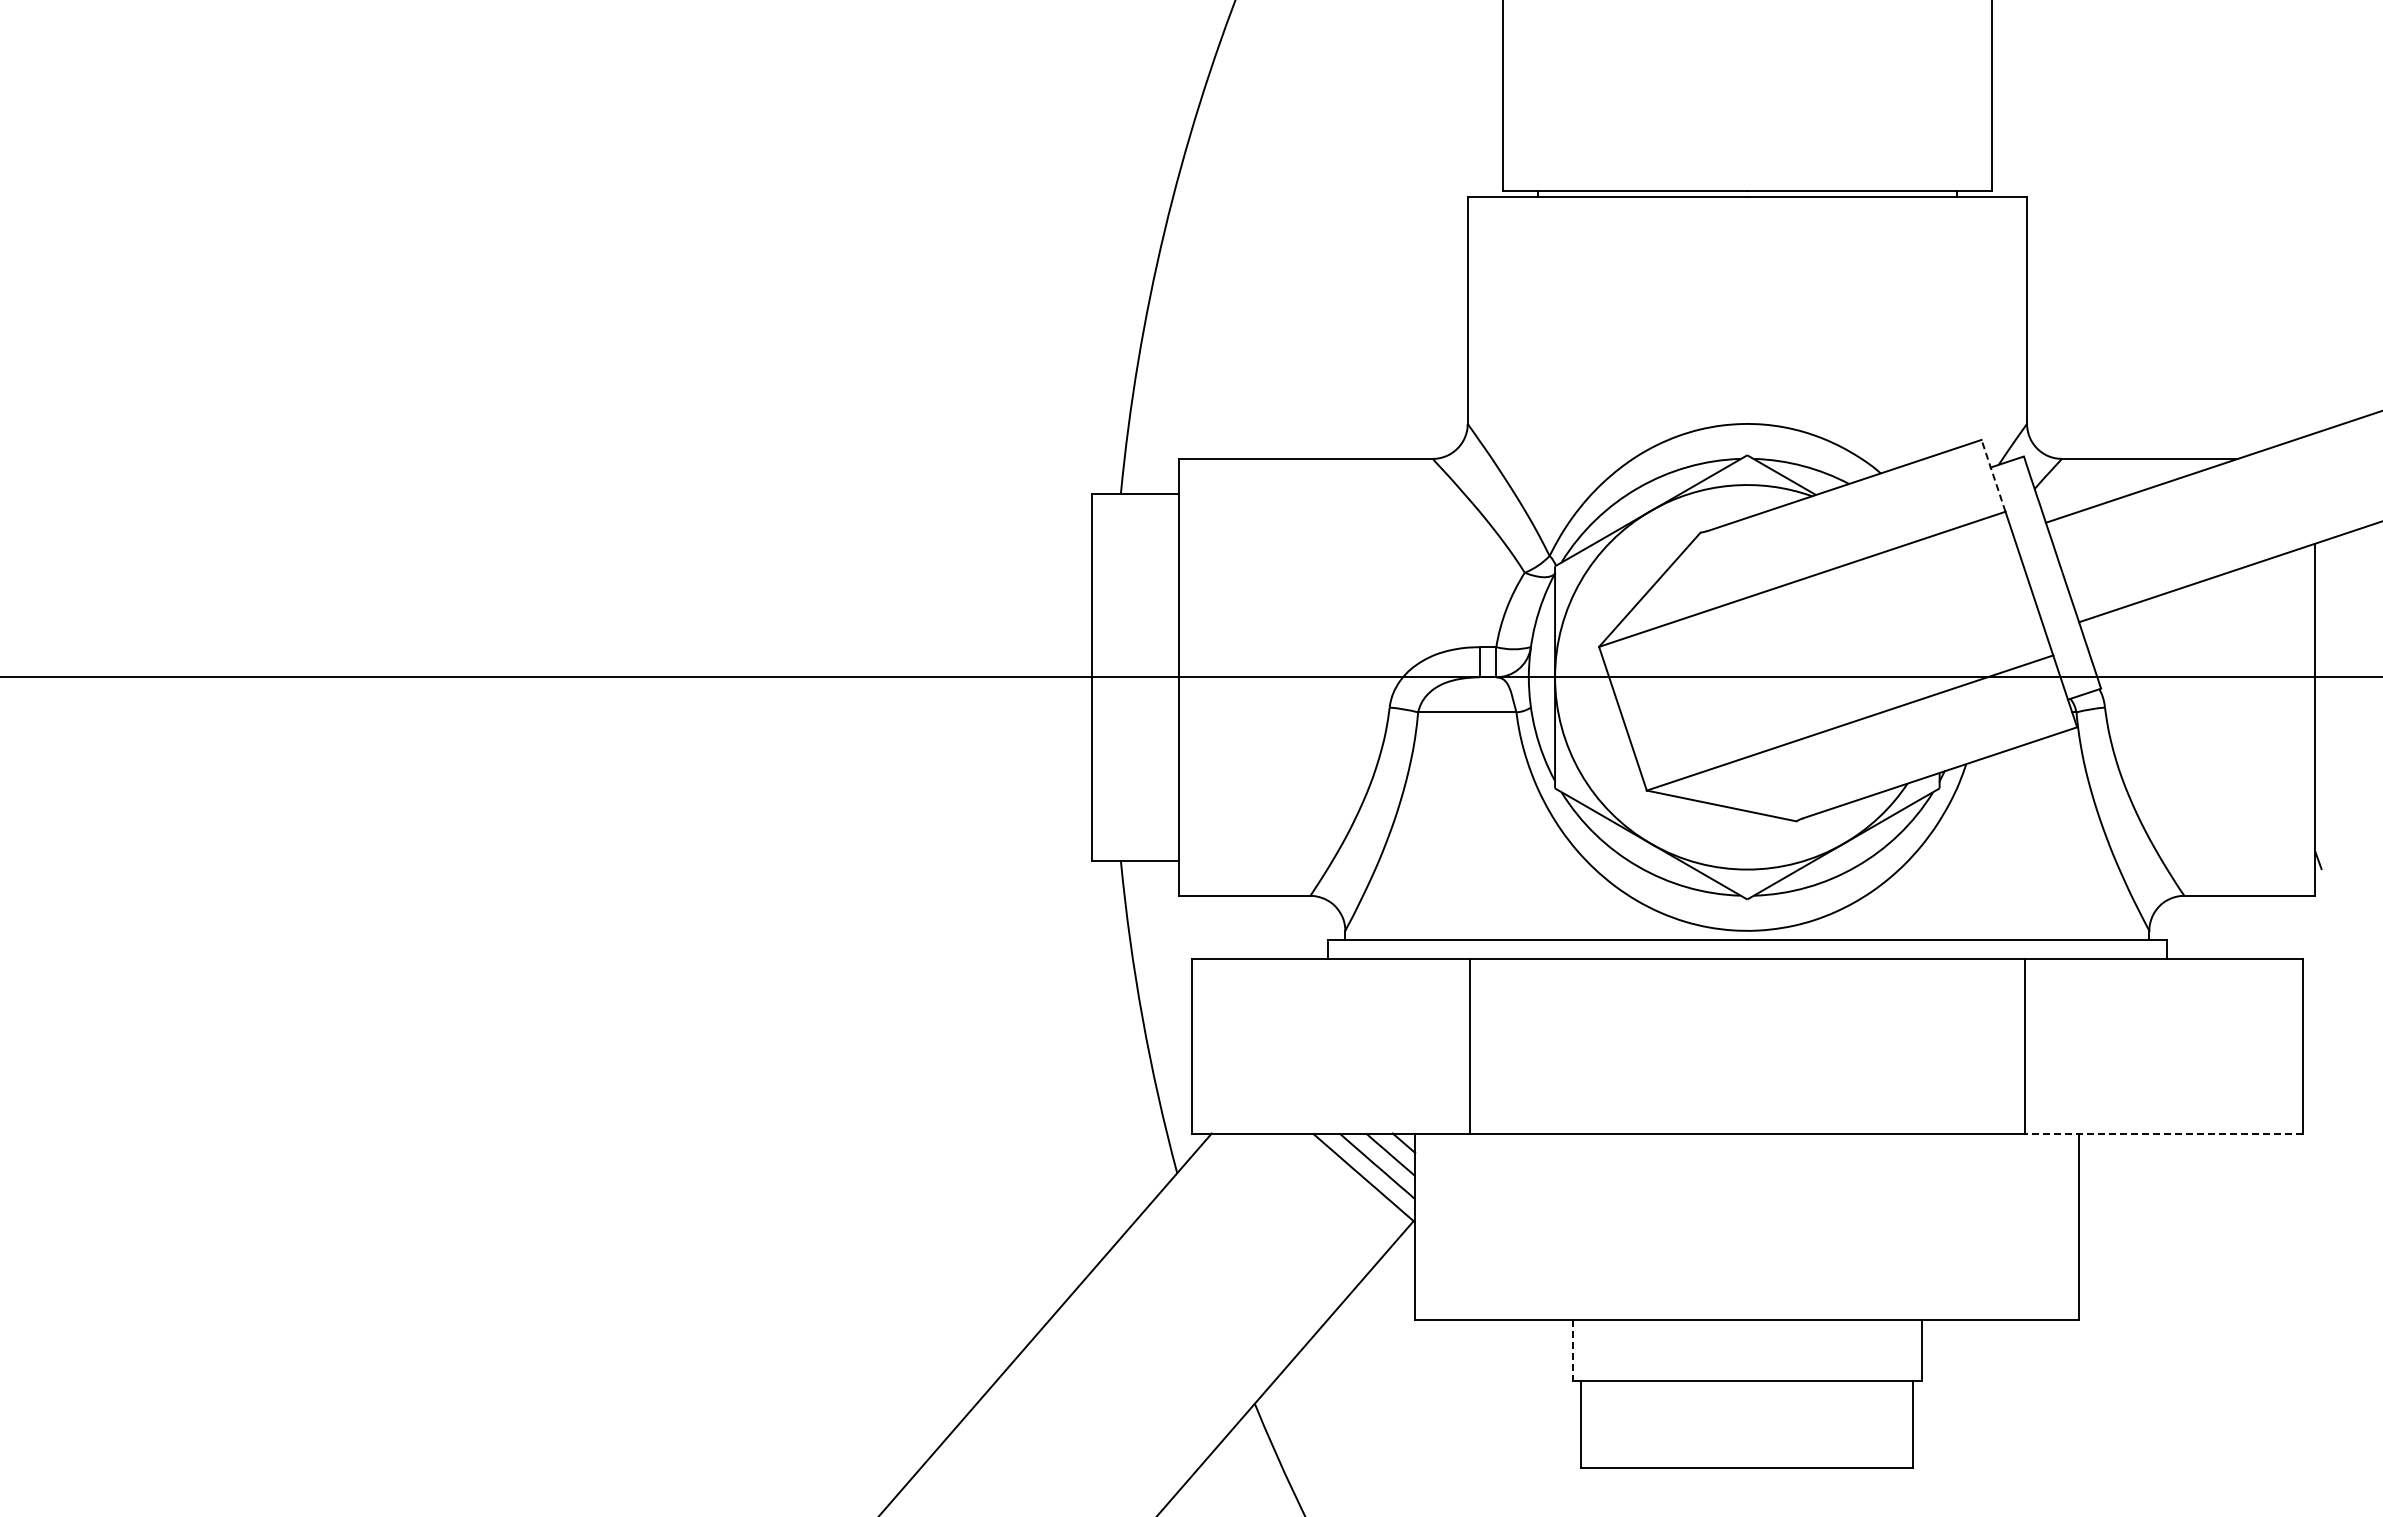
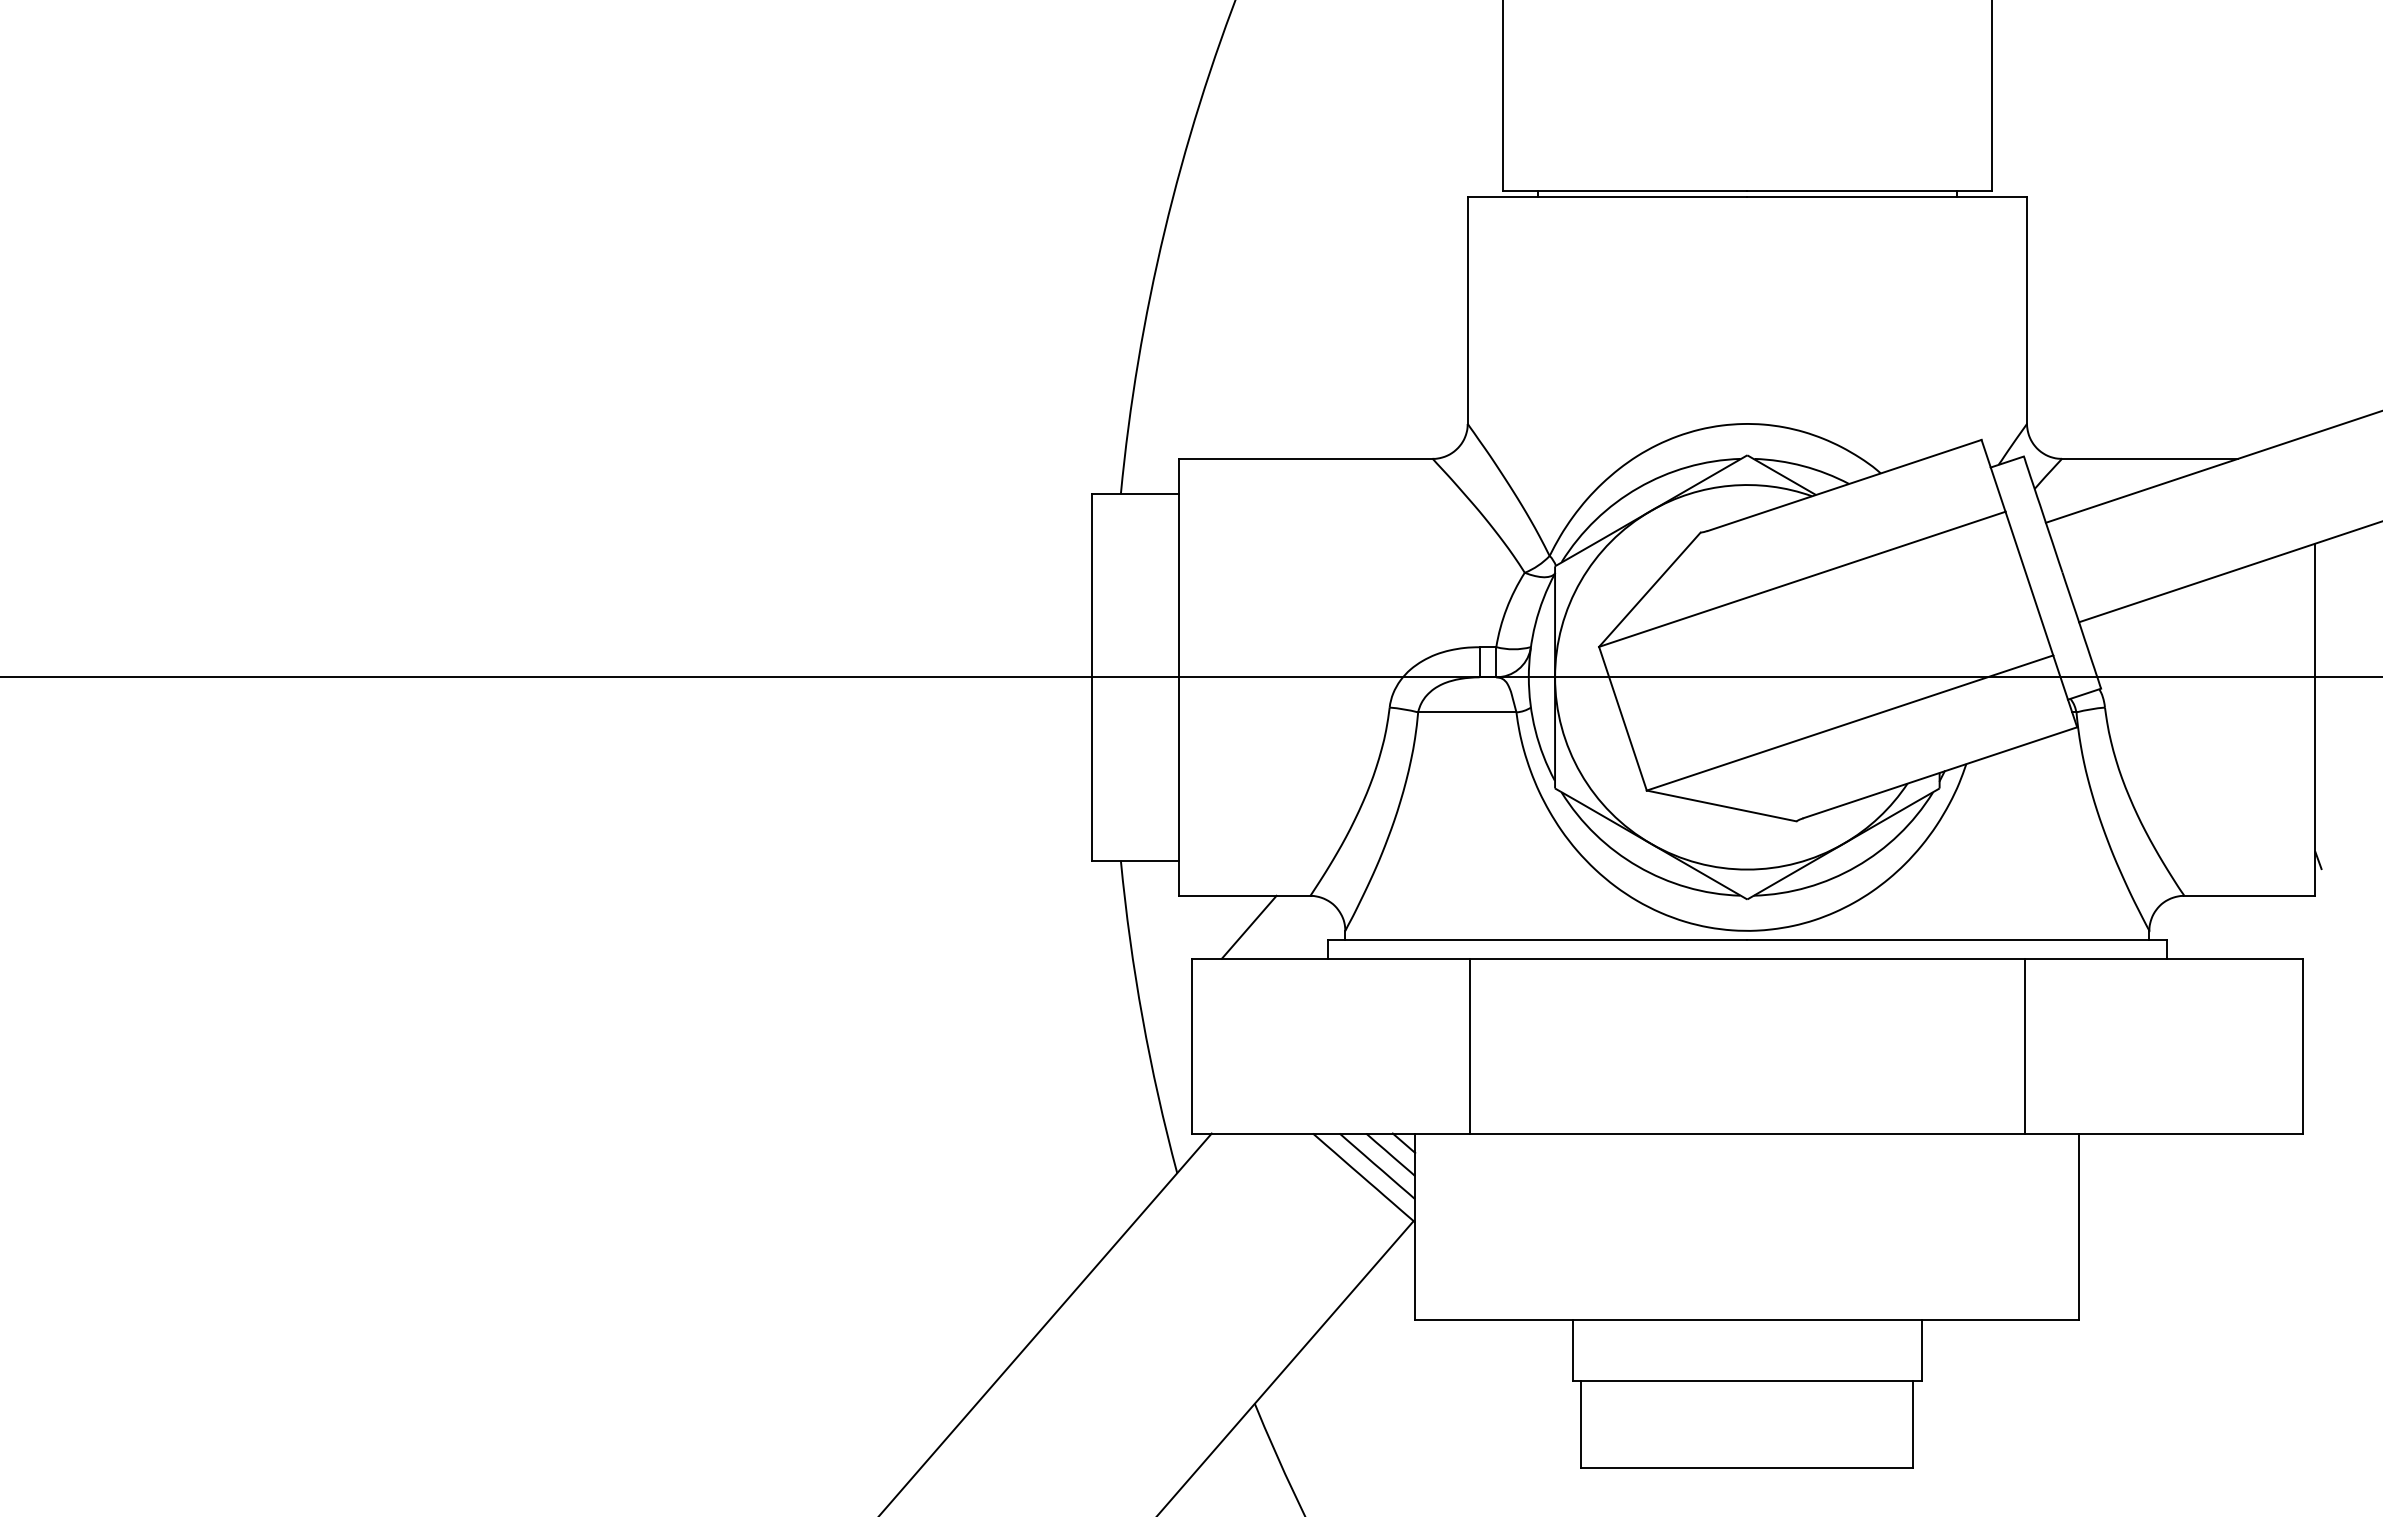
line: dashed -> solid (1993, 475)
line: none -> present (1248, 926)
line: dashed -> solid (2163, 1133)
line: dashed -> solid (1572, 1350)
